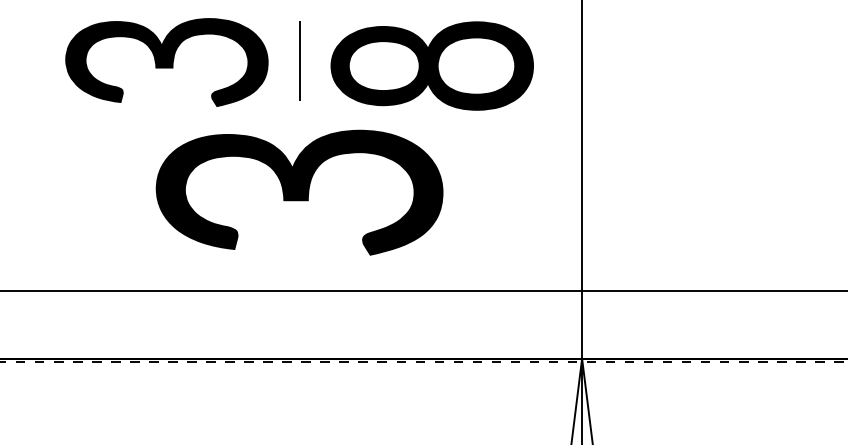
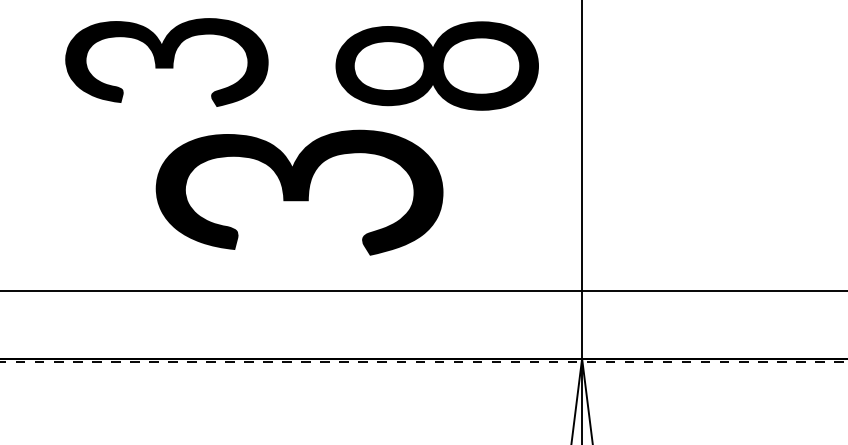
line: present -> none (299, 60)
text position: (431, 65) -> (436, 65) (436, 65)
